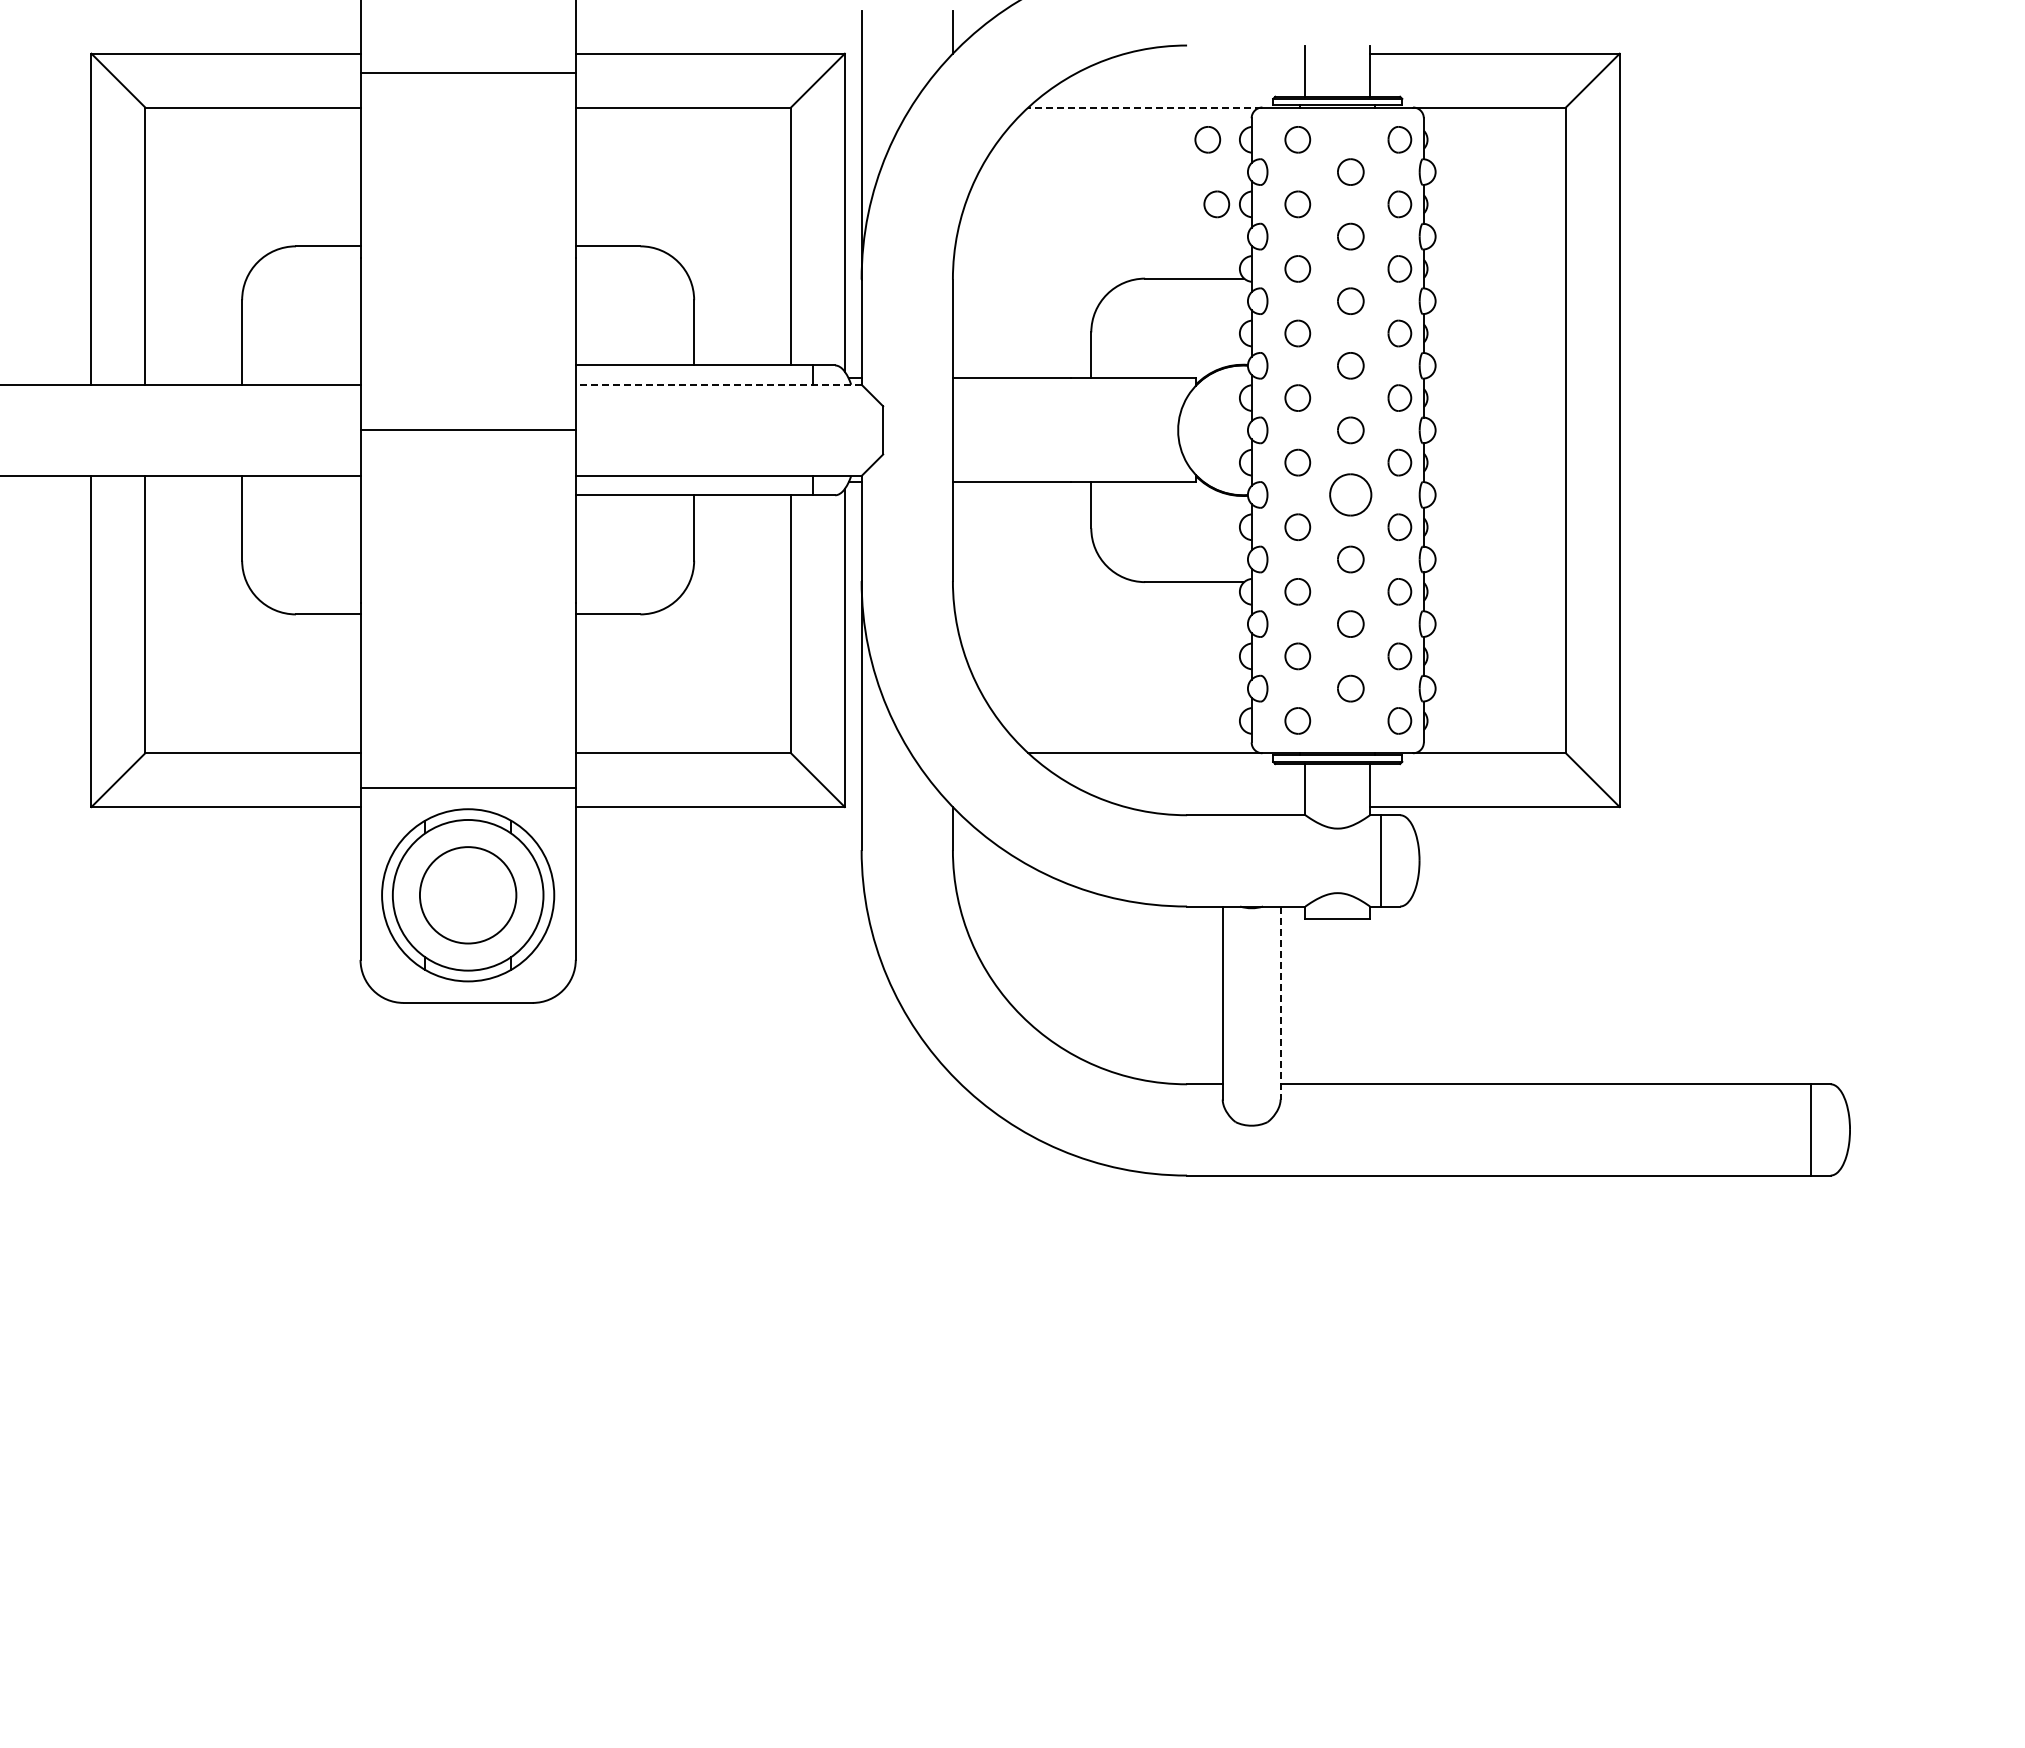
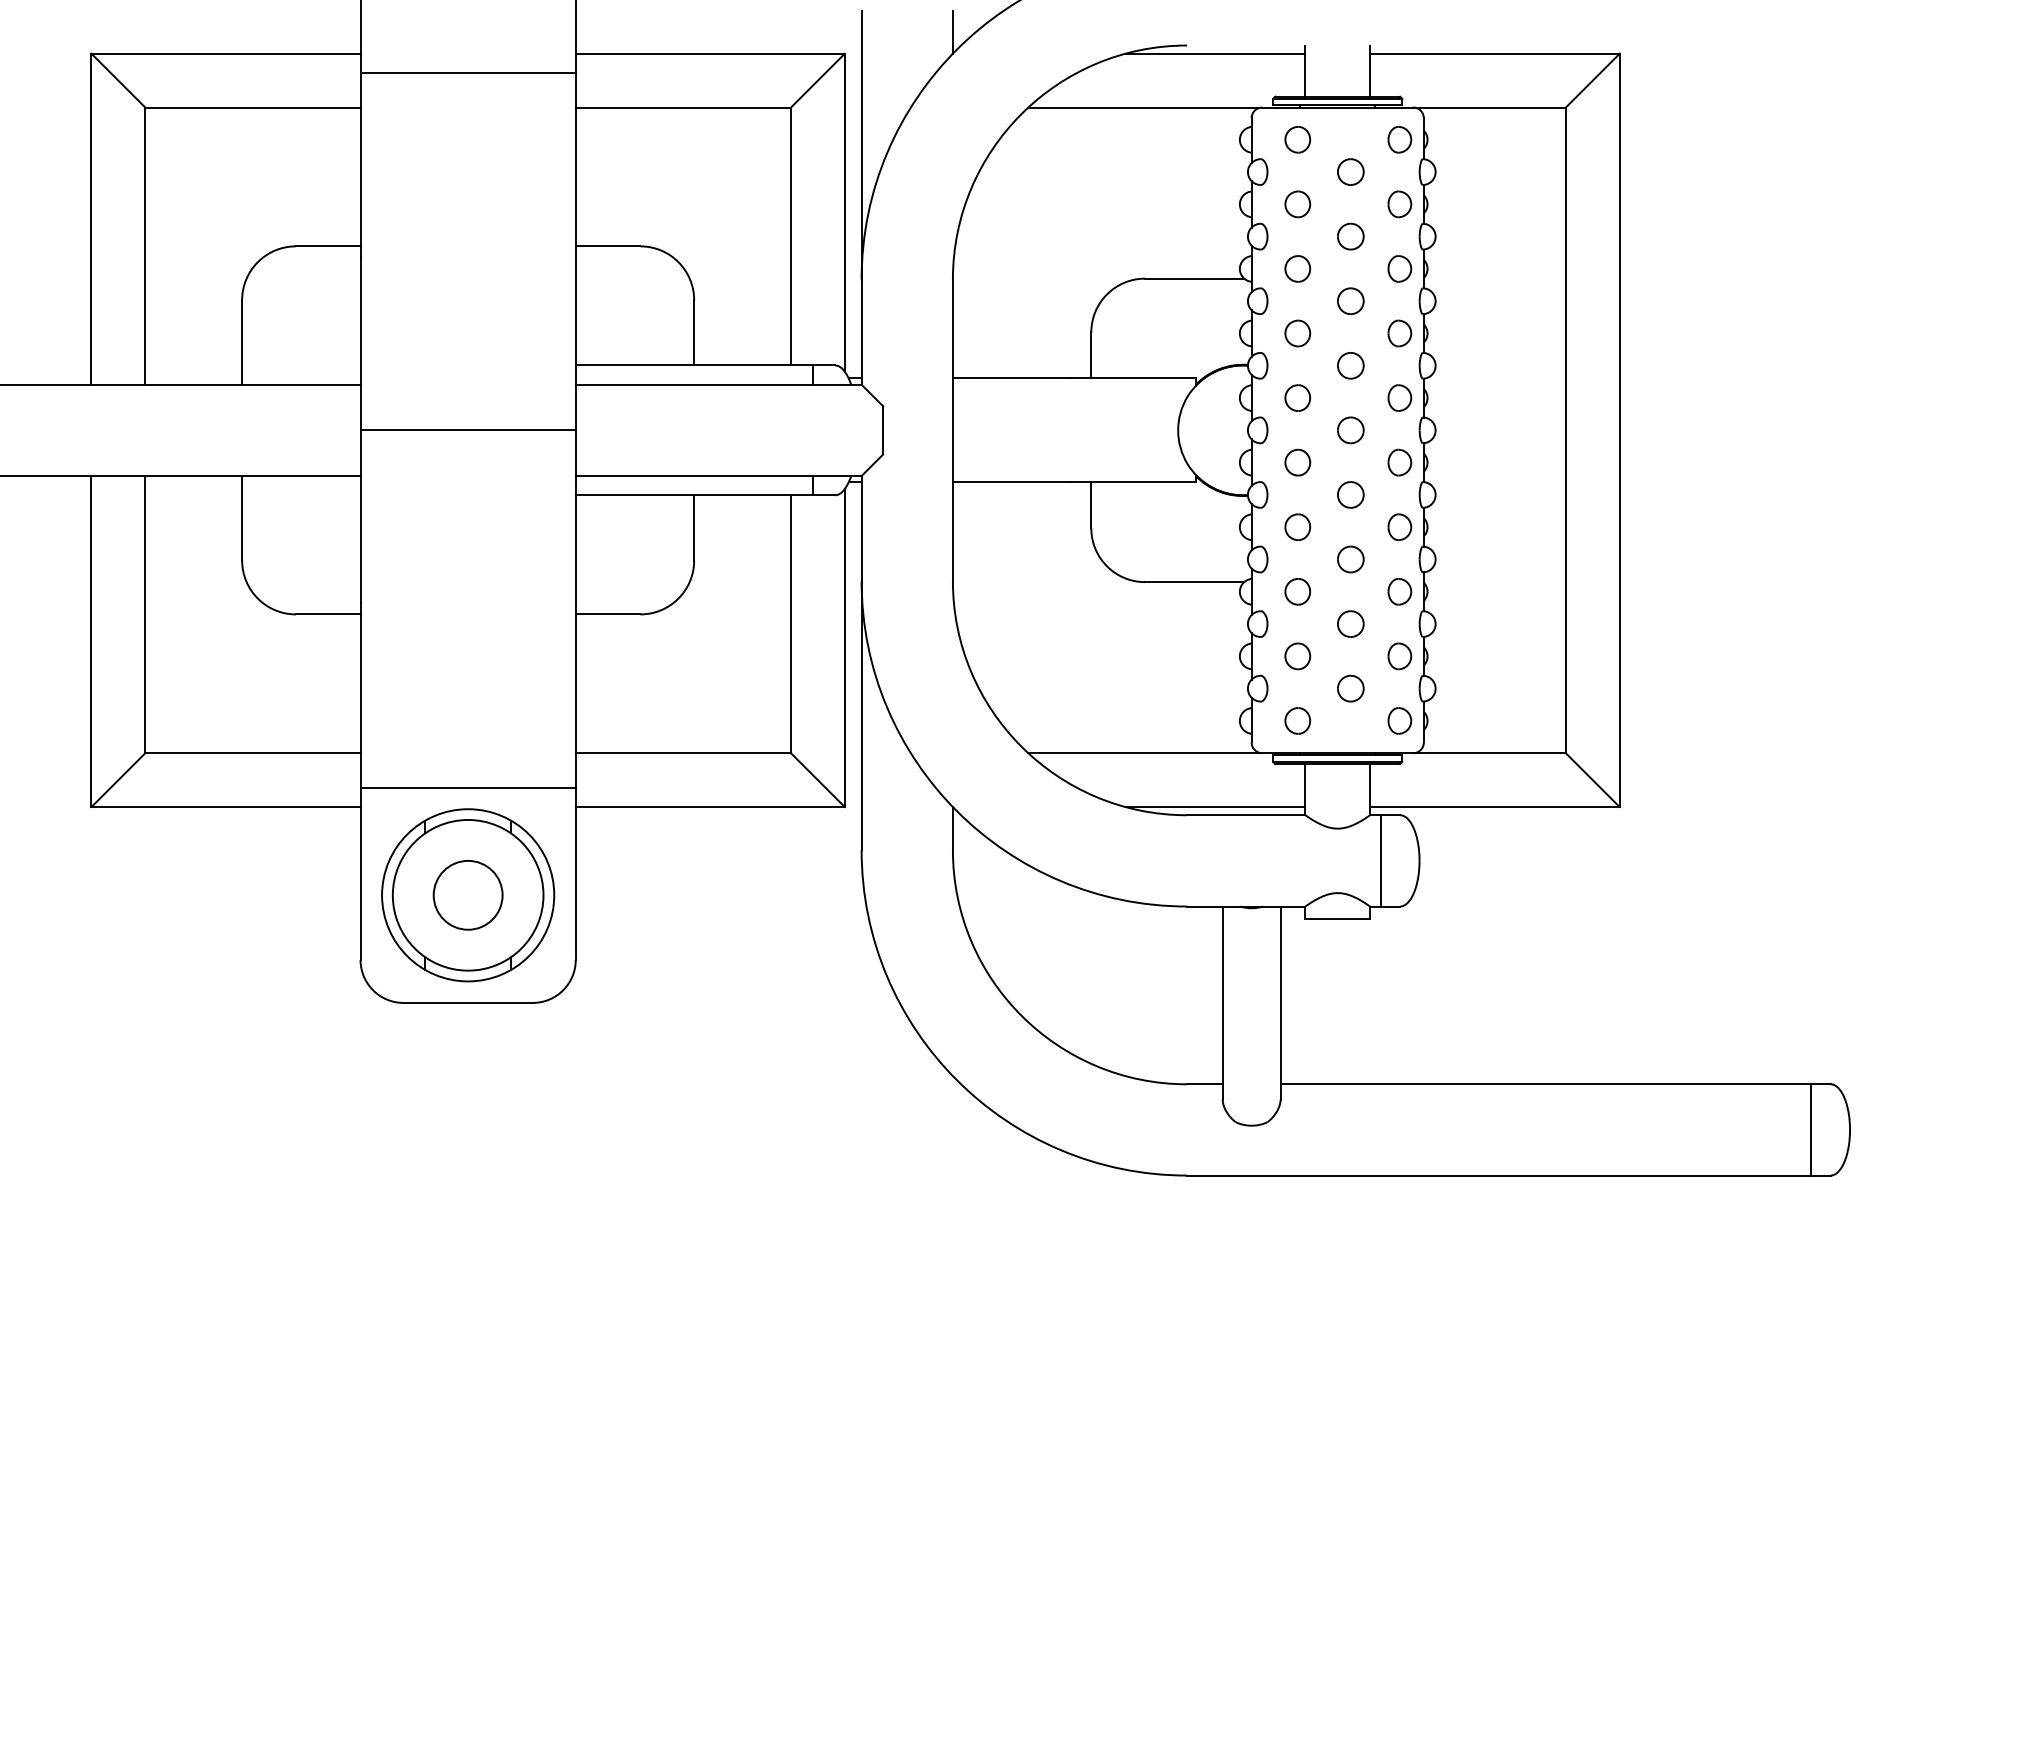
line: none -> present (1215, 53)
line: dashed -> solid (1144, 107)
part: present -> none (1207, 139)
part: present -> none (1216, 204)
line: dashed -> solid (718, 384)
part size: 44x44 px -> 28x28 px (1350, 494)
line: none -> present (1215, 807)
circle diameter: 96 px -> 69 px (467, 894)
line: dashed -> solid (1280, 1003)
